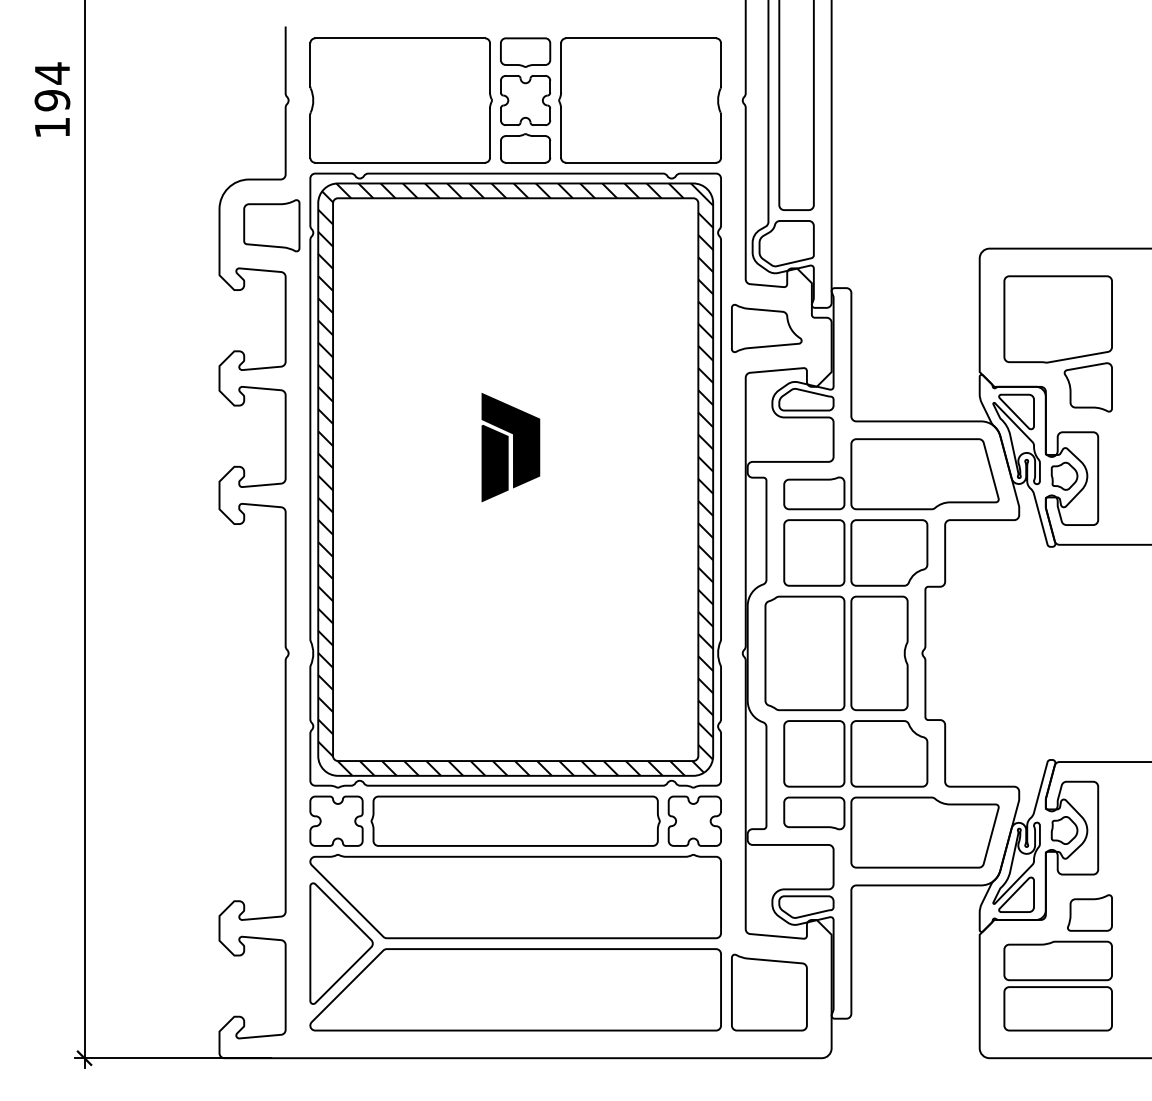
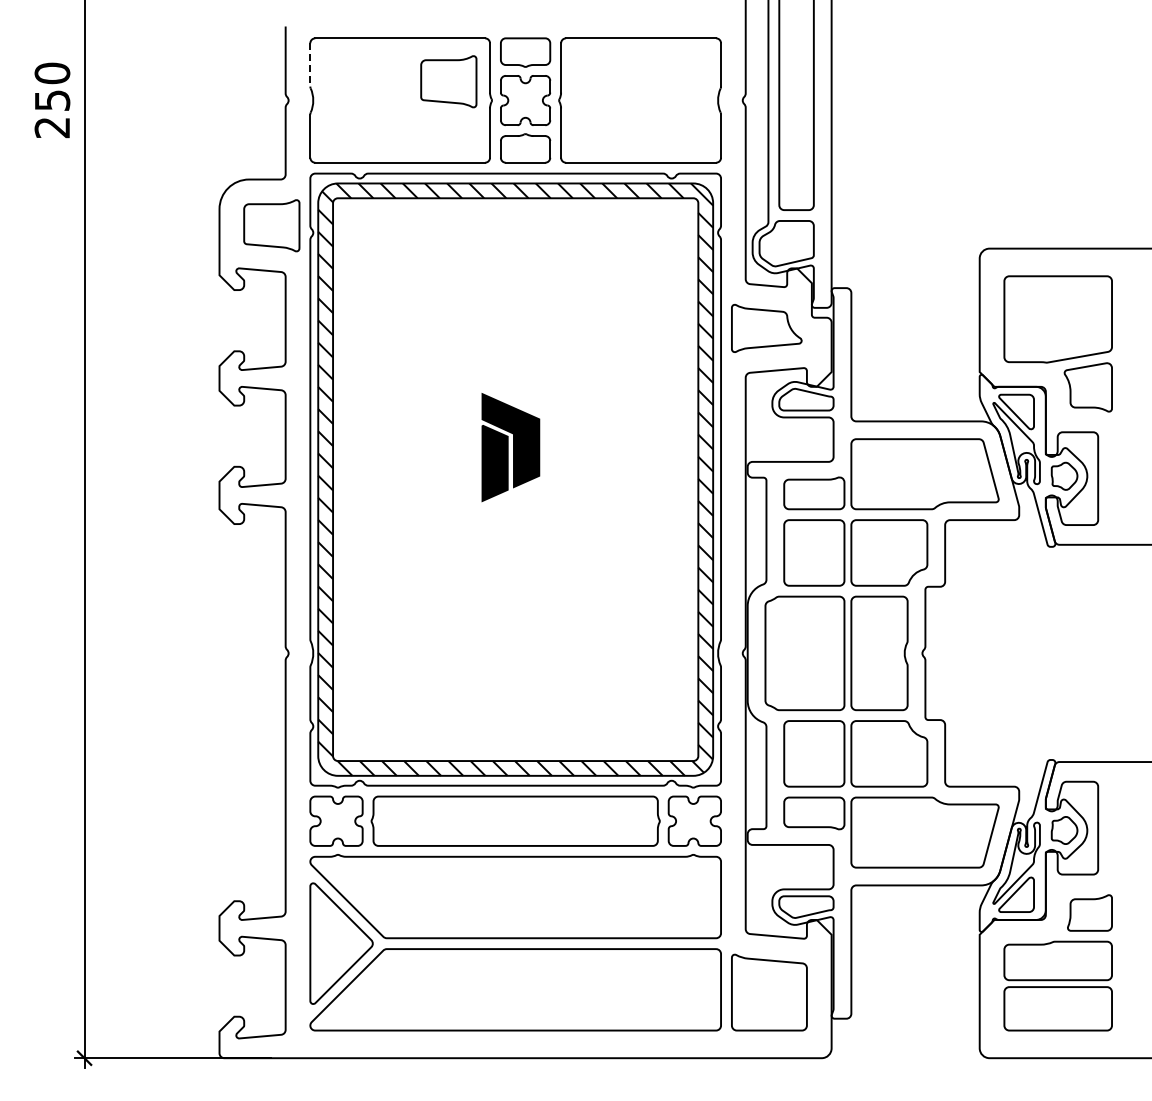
line: solid -> dashed (310, 64)
part: none -> present (448, 81)
text: 194 -> 250 (52, 100)
